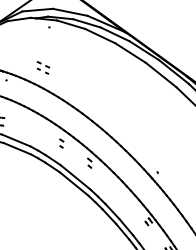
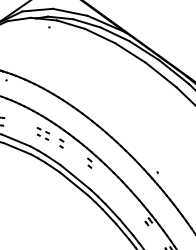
part position: (43, 67) -> (43, 133) (43, 133)
